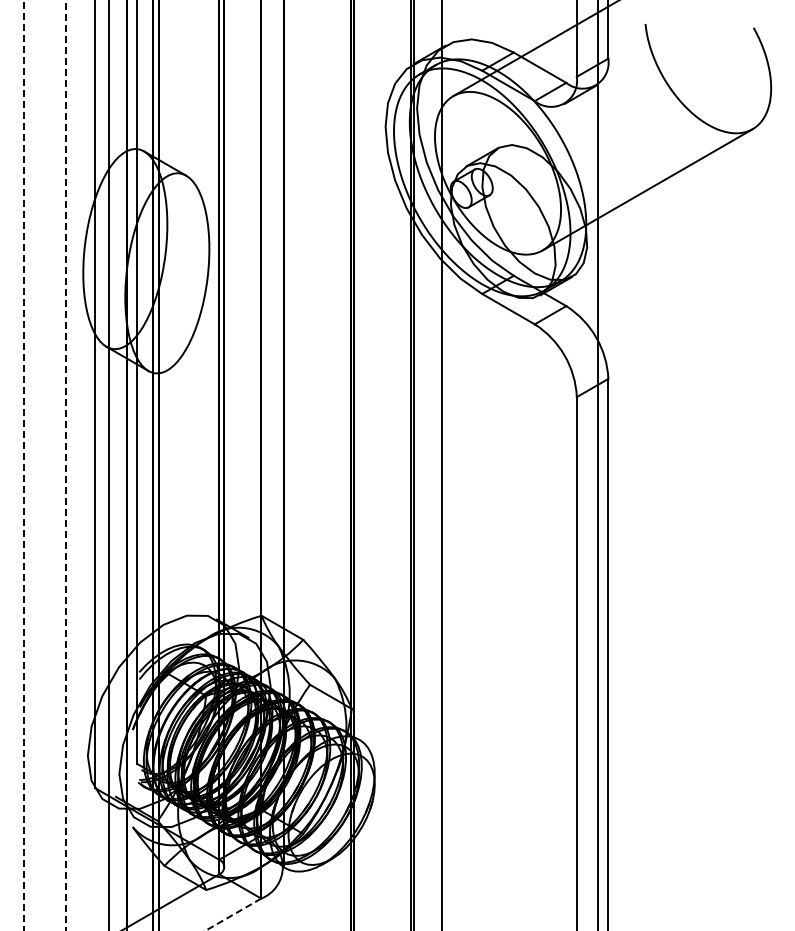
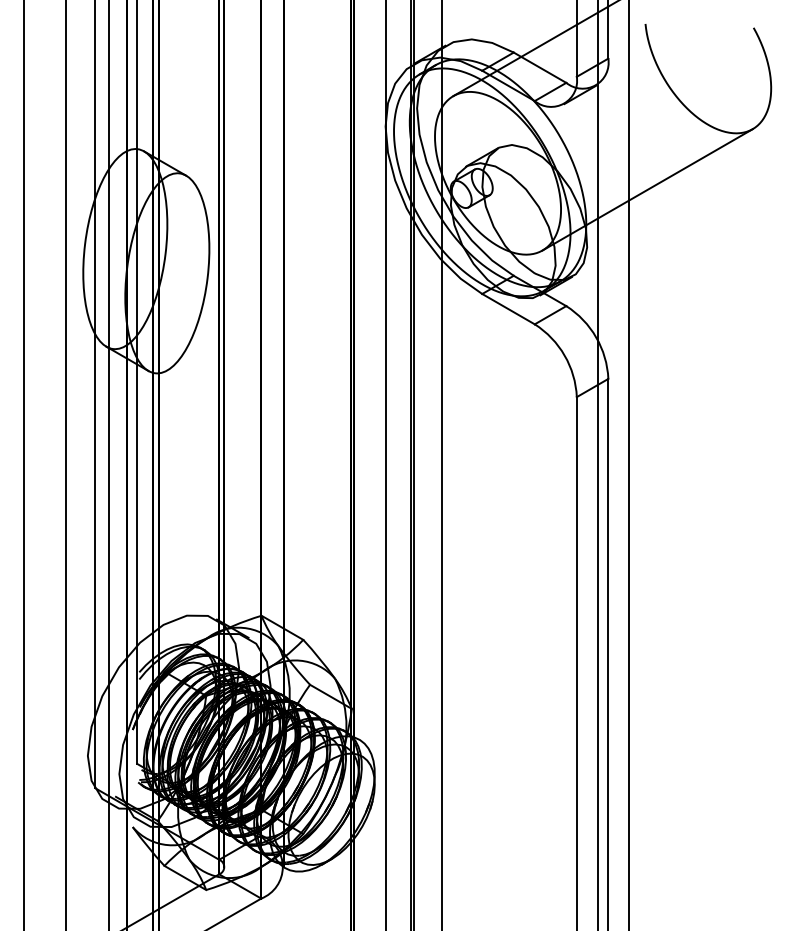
line: none -> present (385, 464)
line: none -> present (629, 464)
line: dashed -> solid (23, 465)
line: dashed -> solid (65, 465)
line: dashed -> solid (233, 914)
